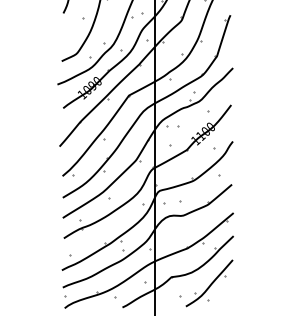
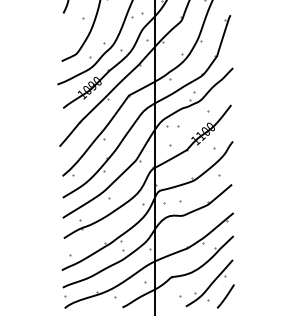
line: none -> present (225, 296)
